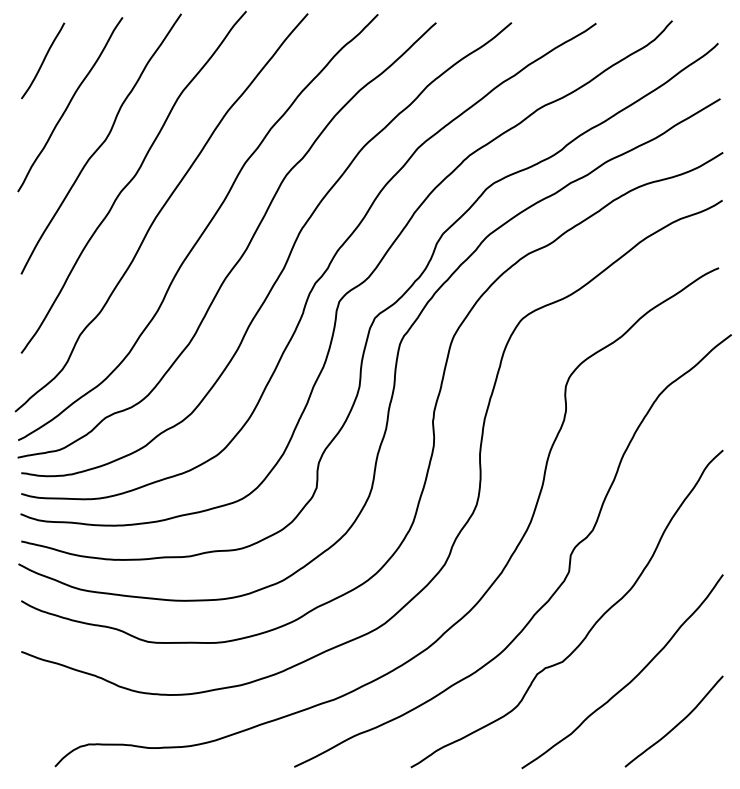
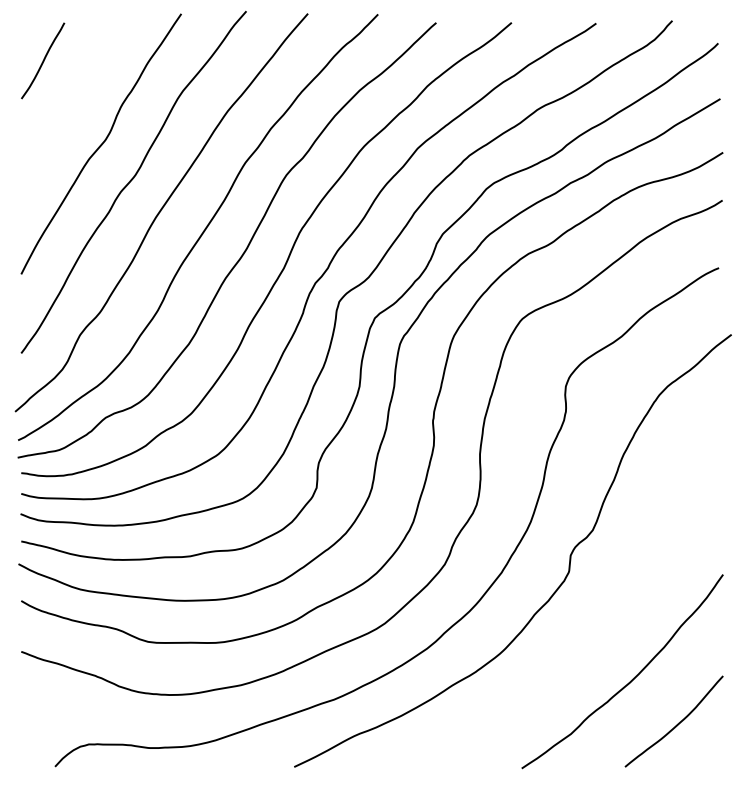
curve: present -> none (70, 103)
curve: present -> none (592, 625)
